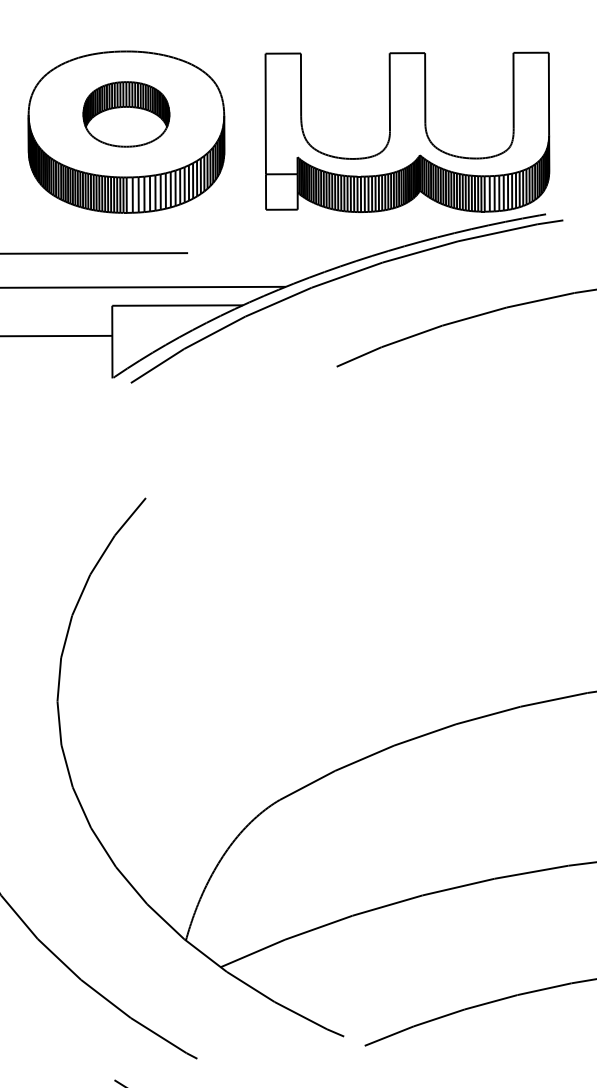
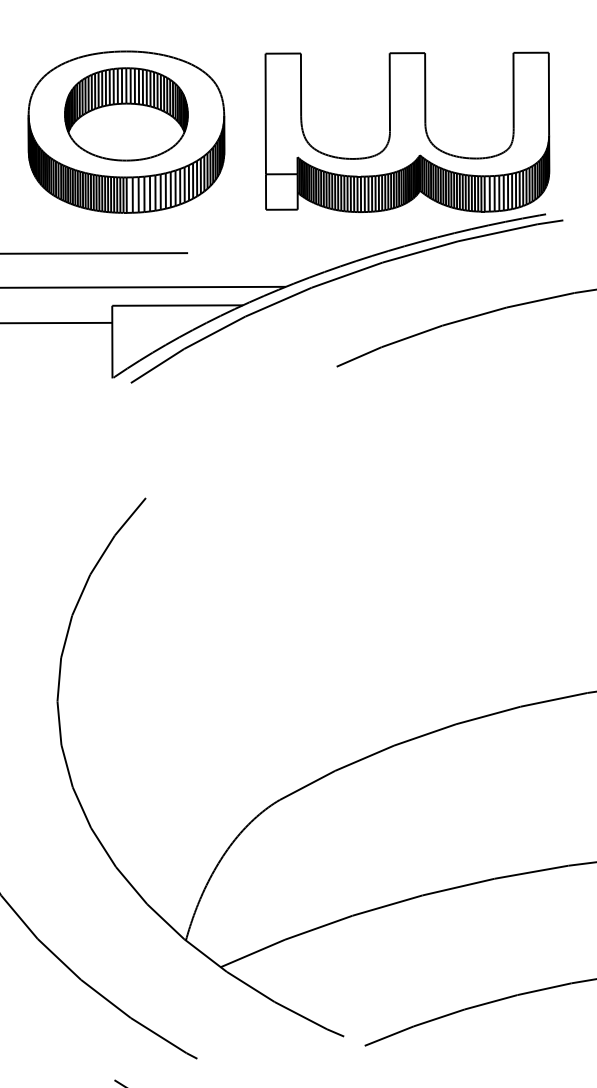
part size: 89x67 px -> 125x95 px (126, 114)
line position: (57, 335) -> (57, 322) (57, 322)
